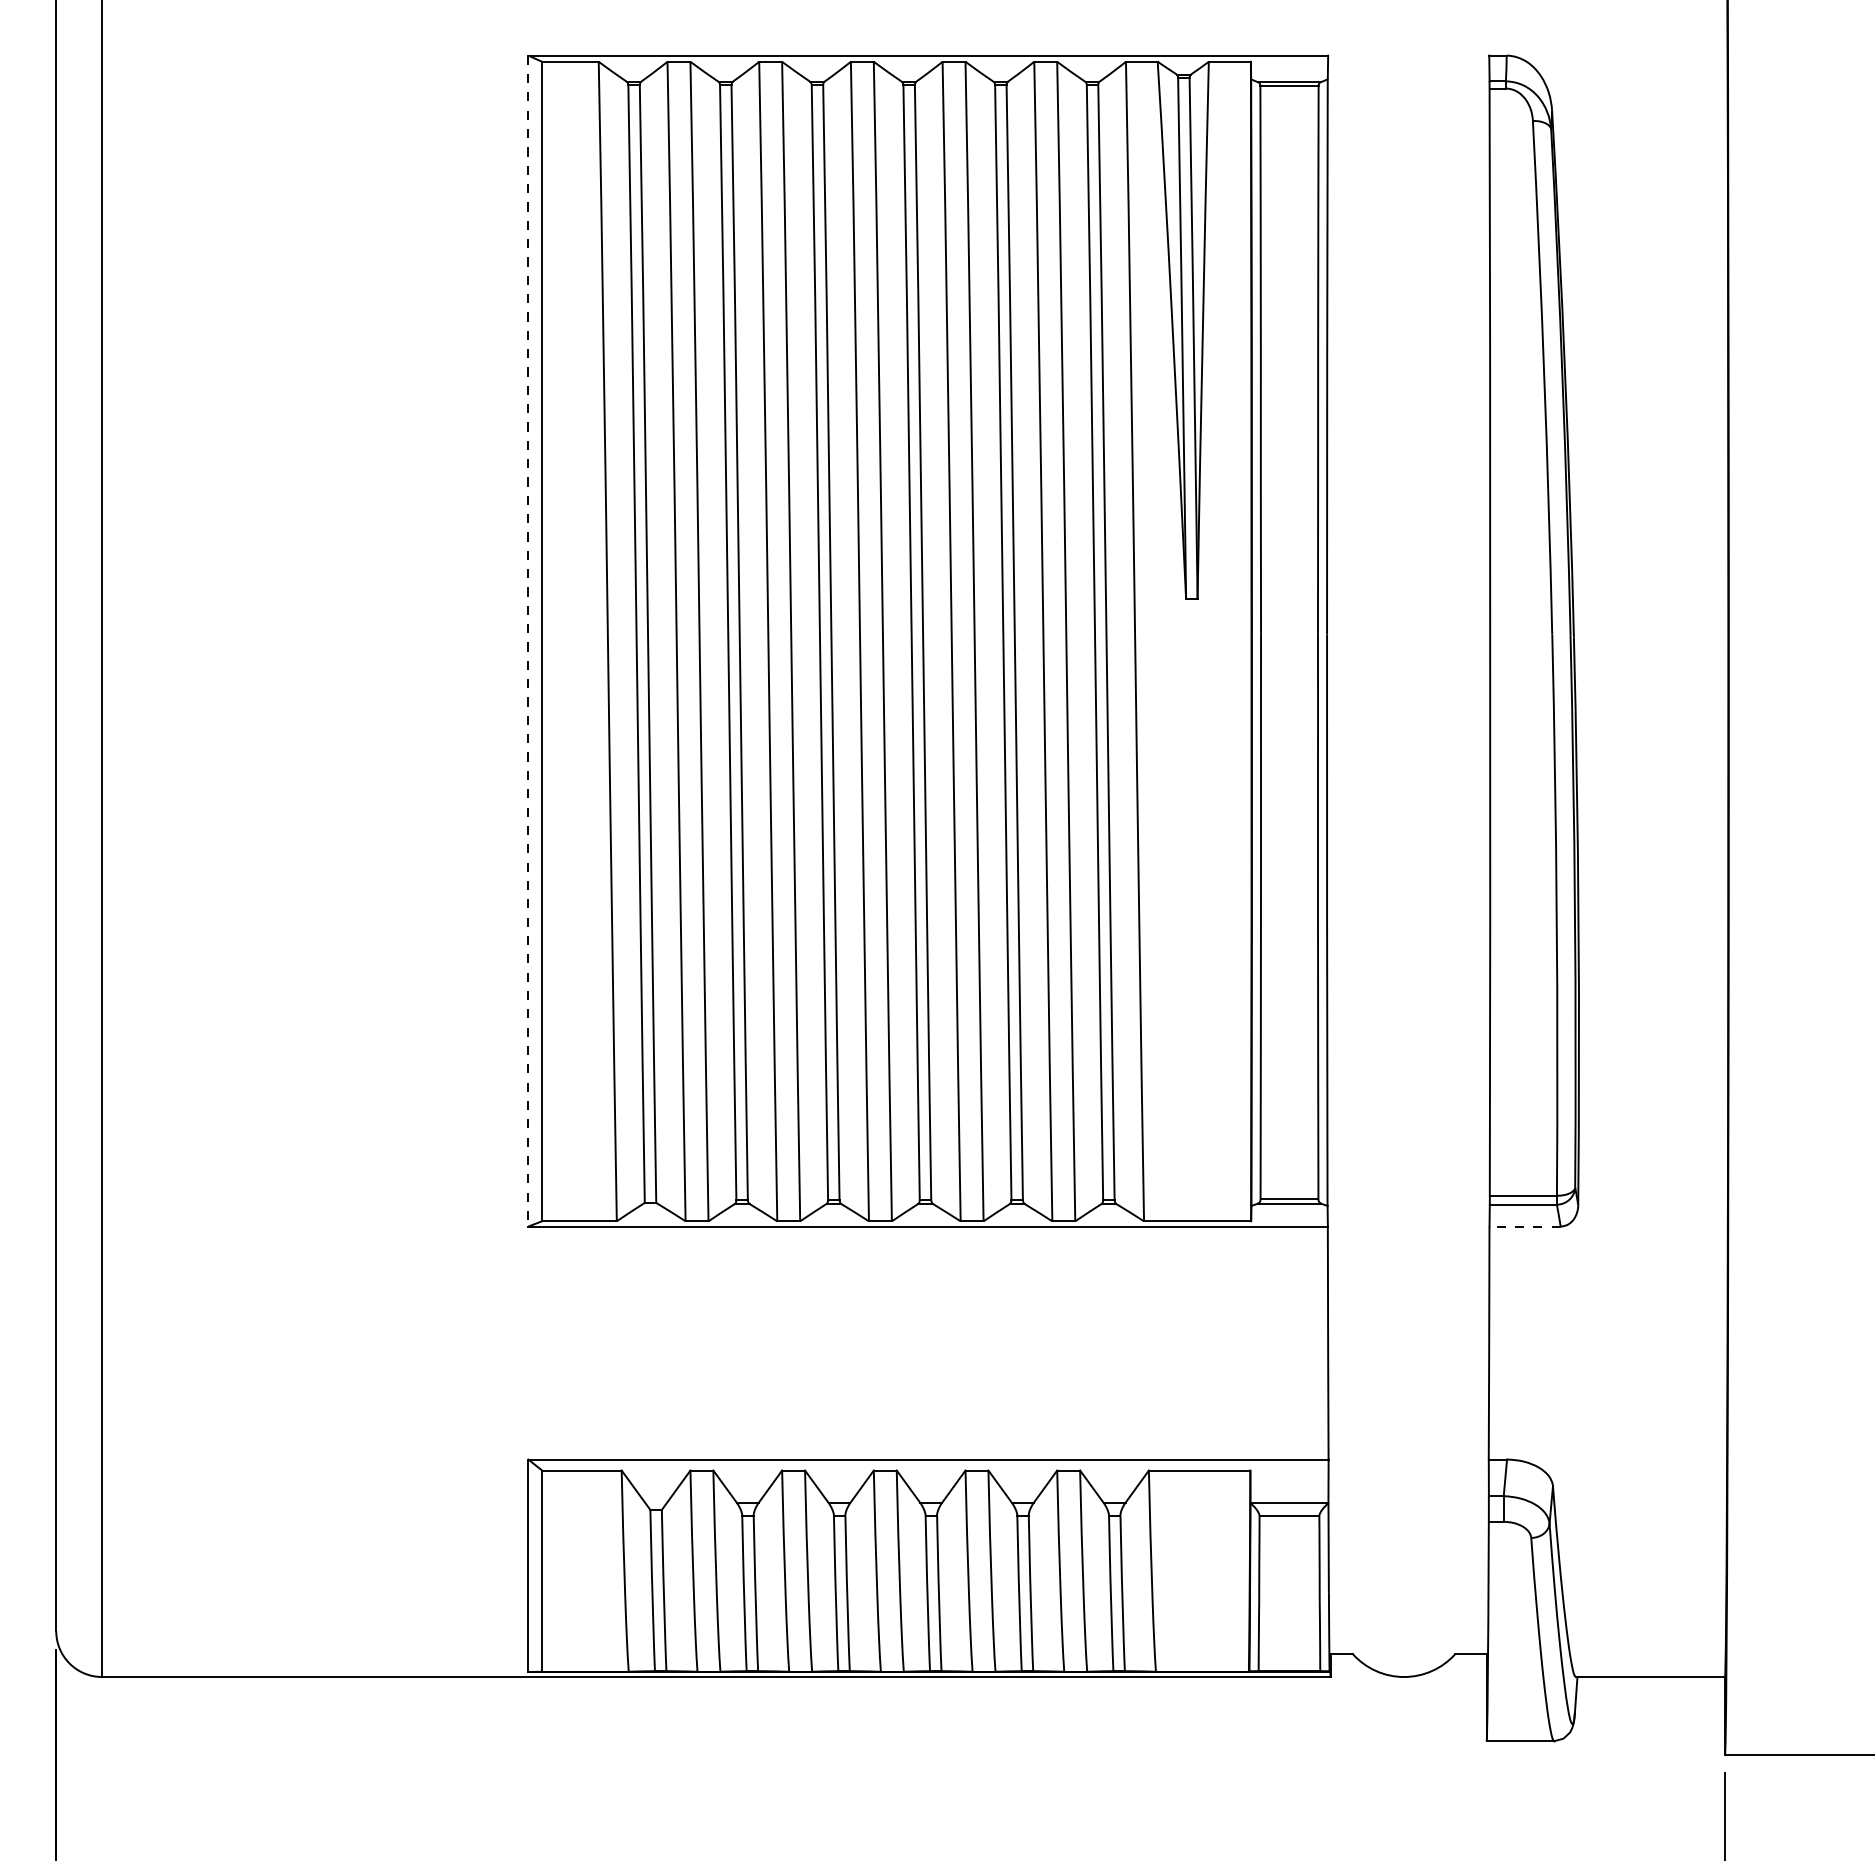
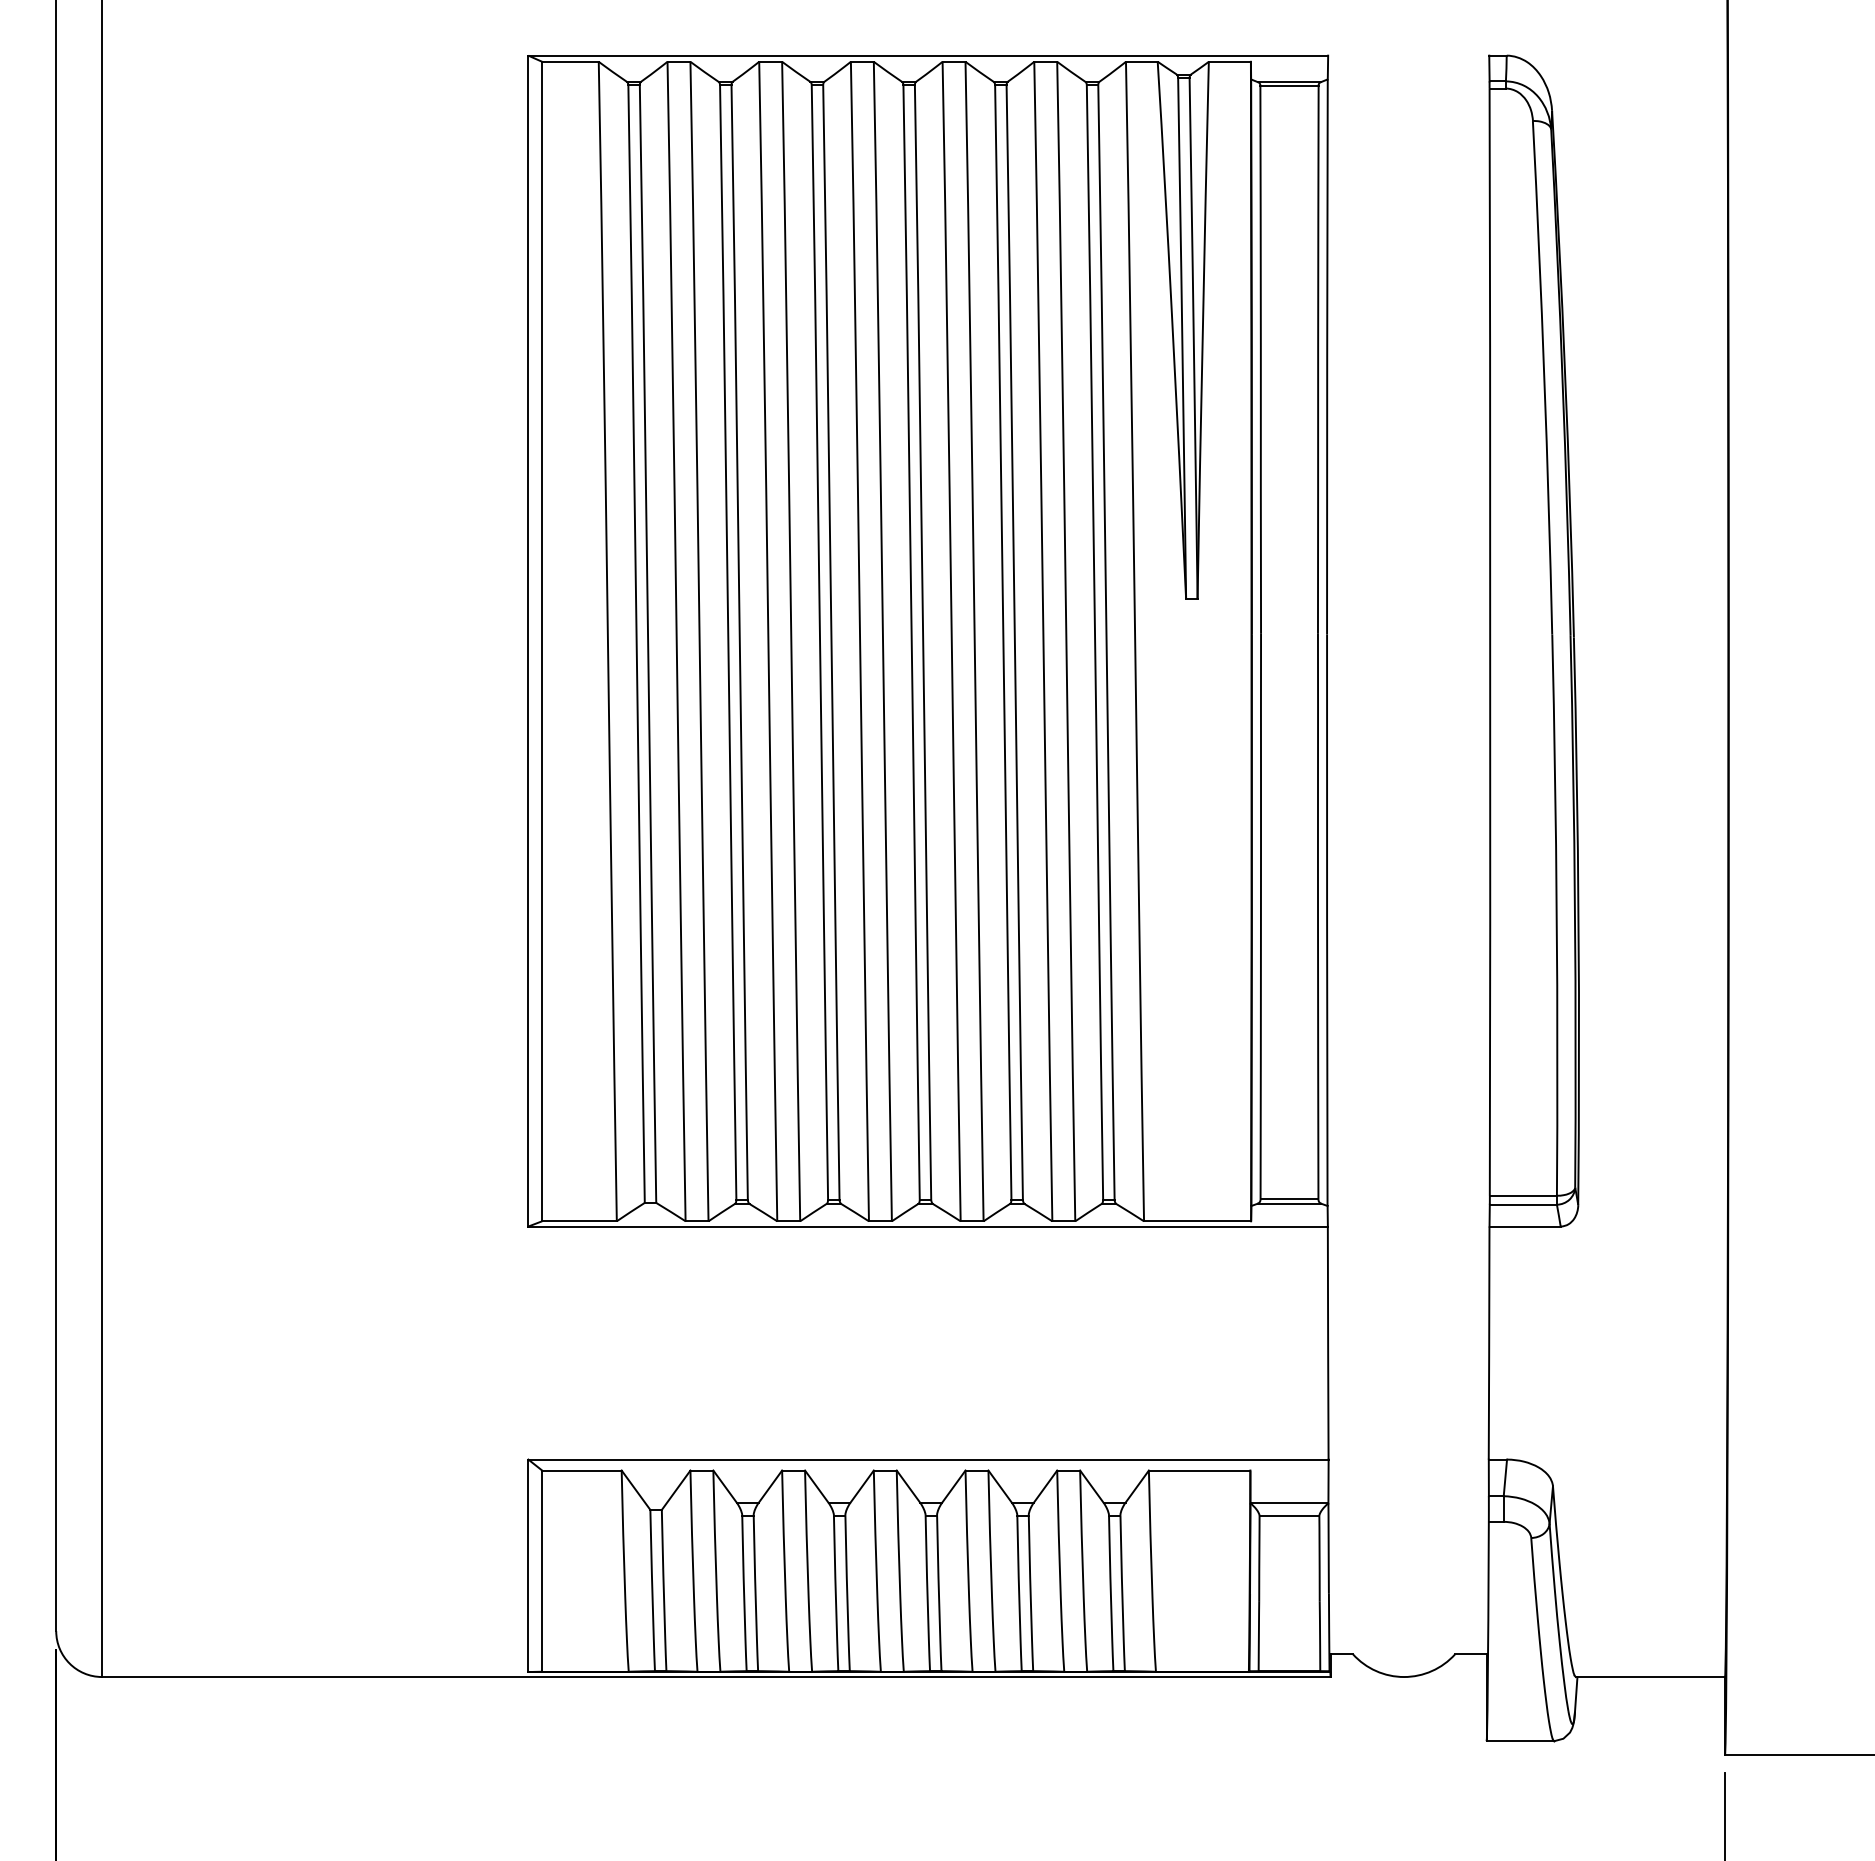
line: dashed -> solid (528, 641)
line: dashed -> solid (1525, 1226)
